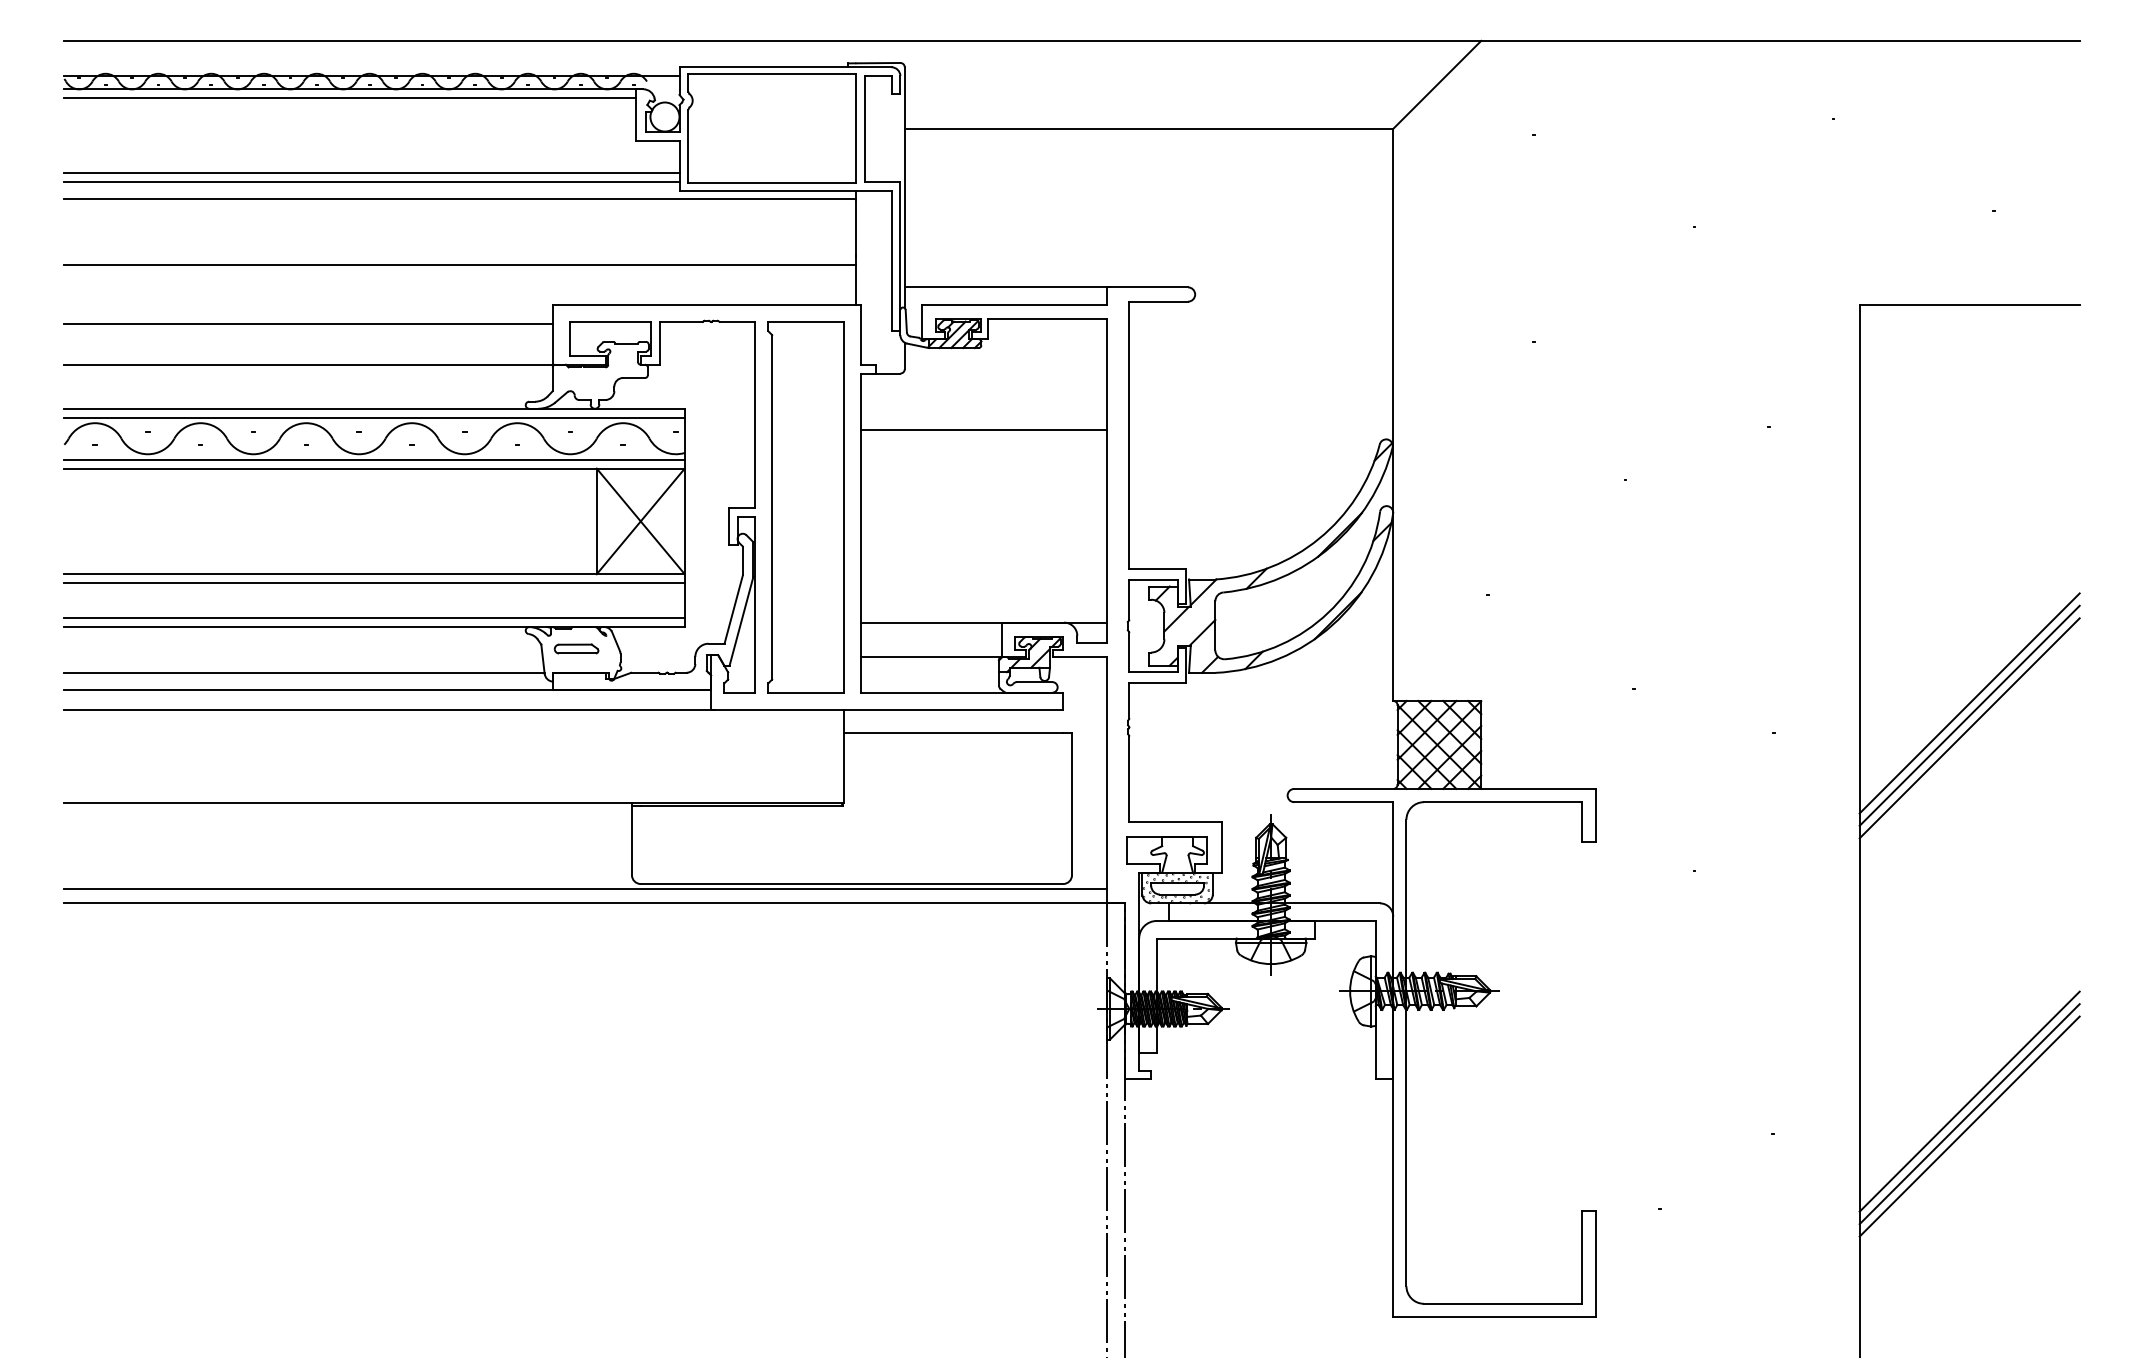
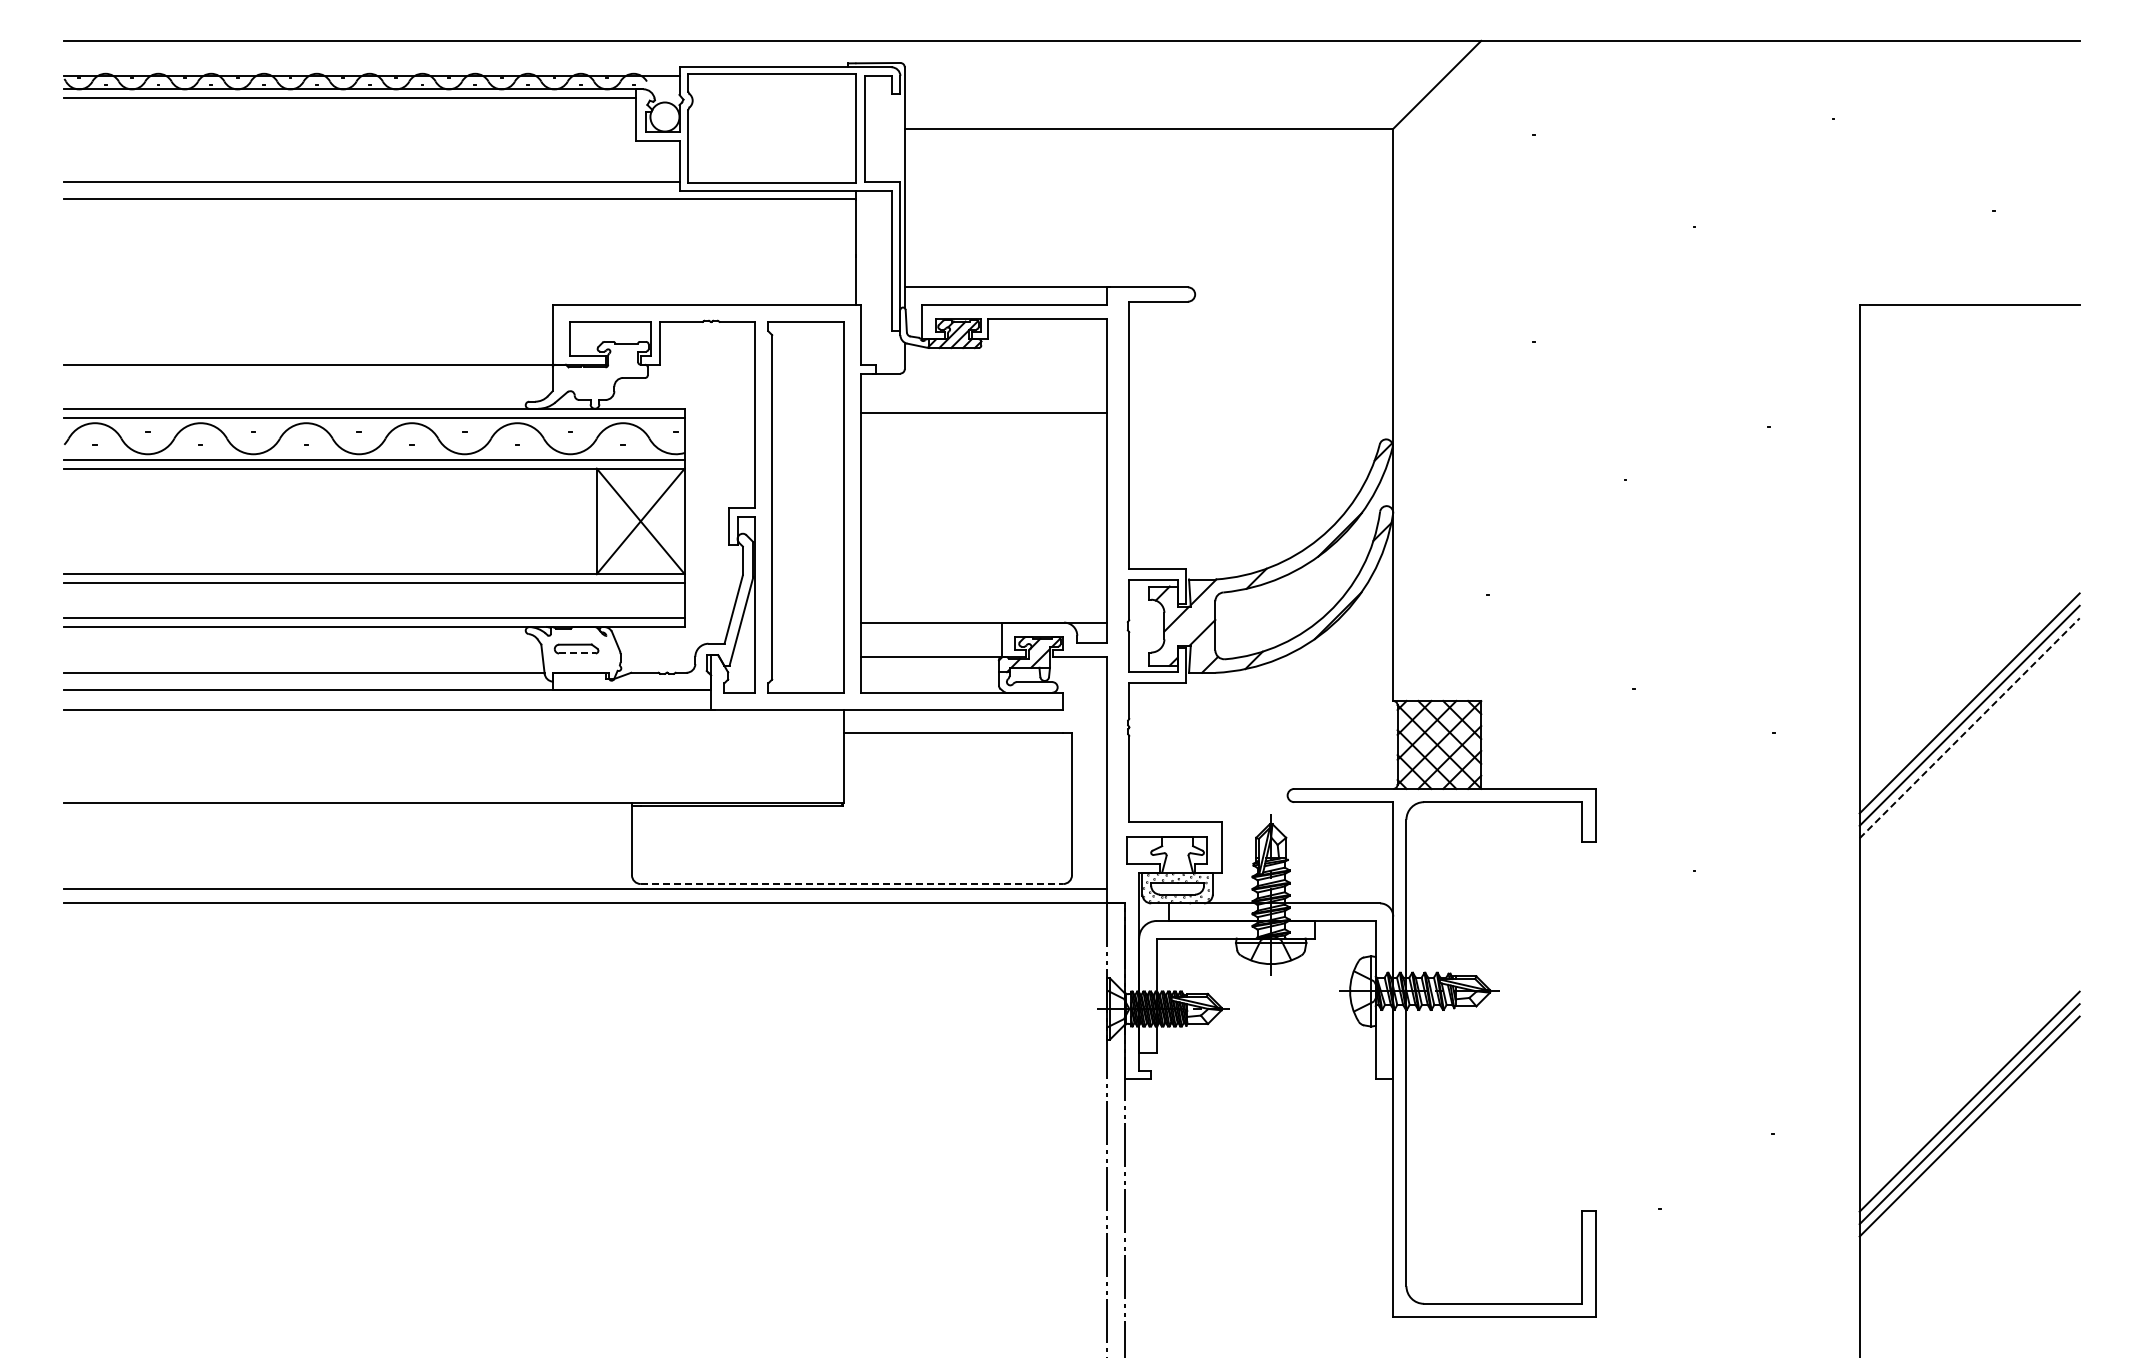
line: present -> none (371, 172)
line: present -> none (460, 264)
line: present -> none (308, 324)
line position: (983, 429) -> (983, 412) (983, 412)
line: solid -> dashed (577, 653)
line: solid -> dashed (1969, 728)
line: solid -> dashed (852, 884)
